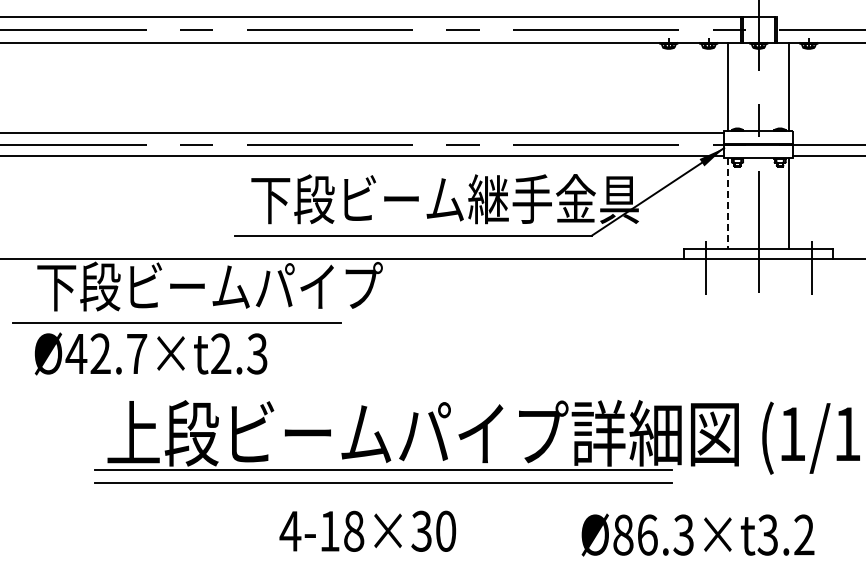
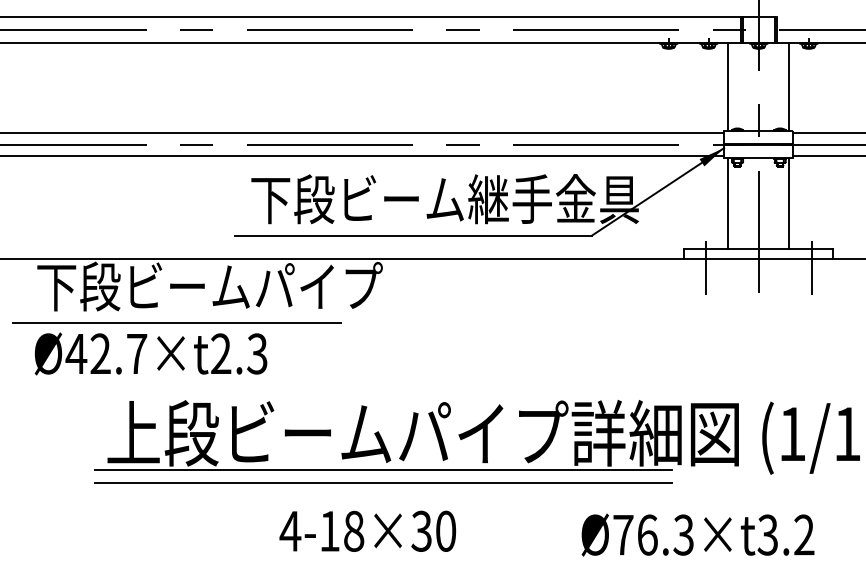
line: none -> present (827, 133)
line: dashed -> solid (728, 203)
text: Ø86.3×t3.2 -> Ø76.3×t3.2 (623, 534)
